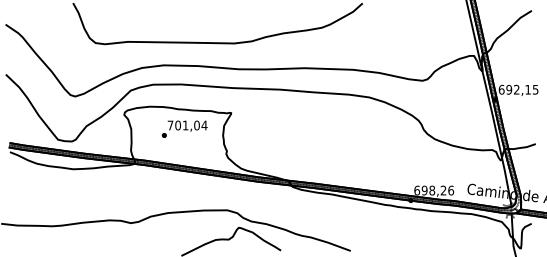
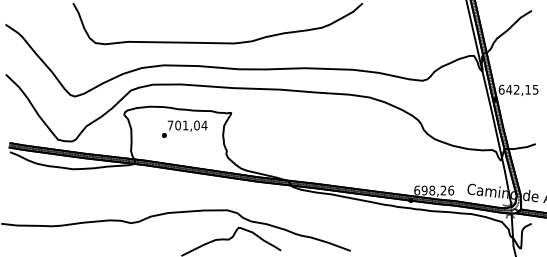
text: 692,15 -> 642,15 (509, 89)
